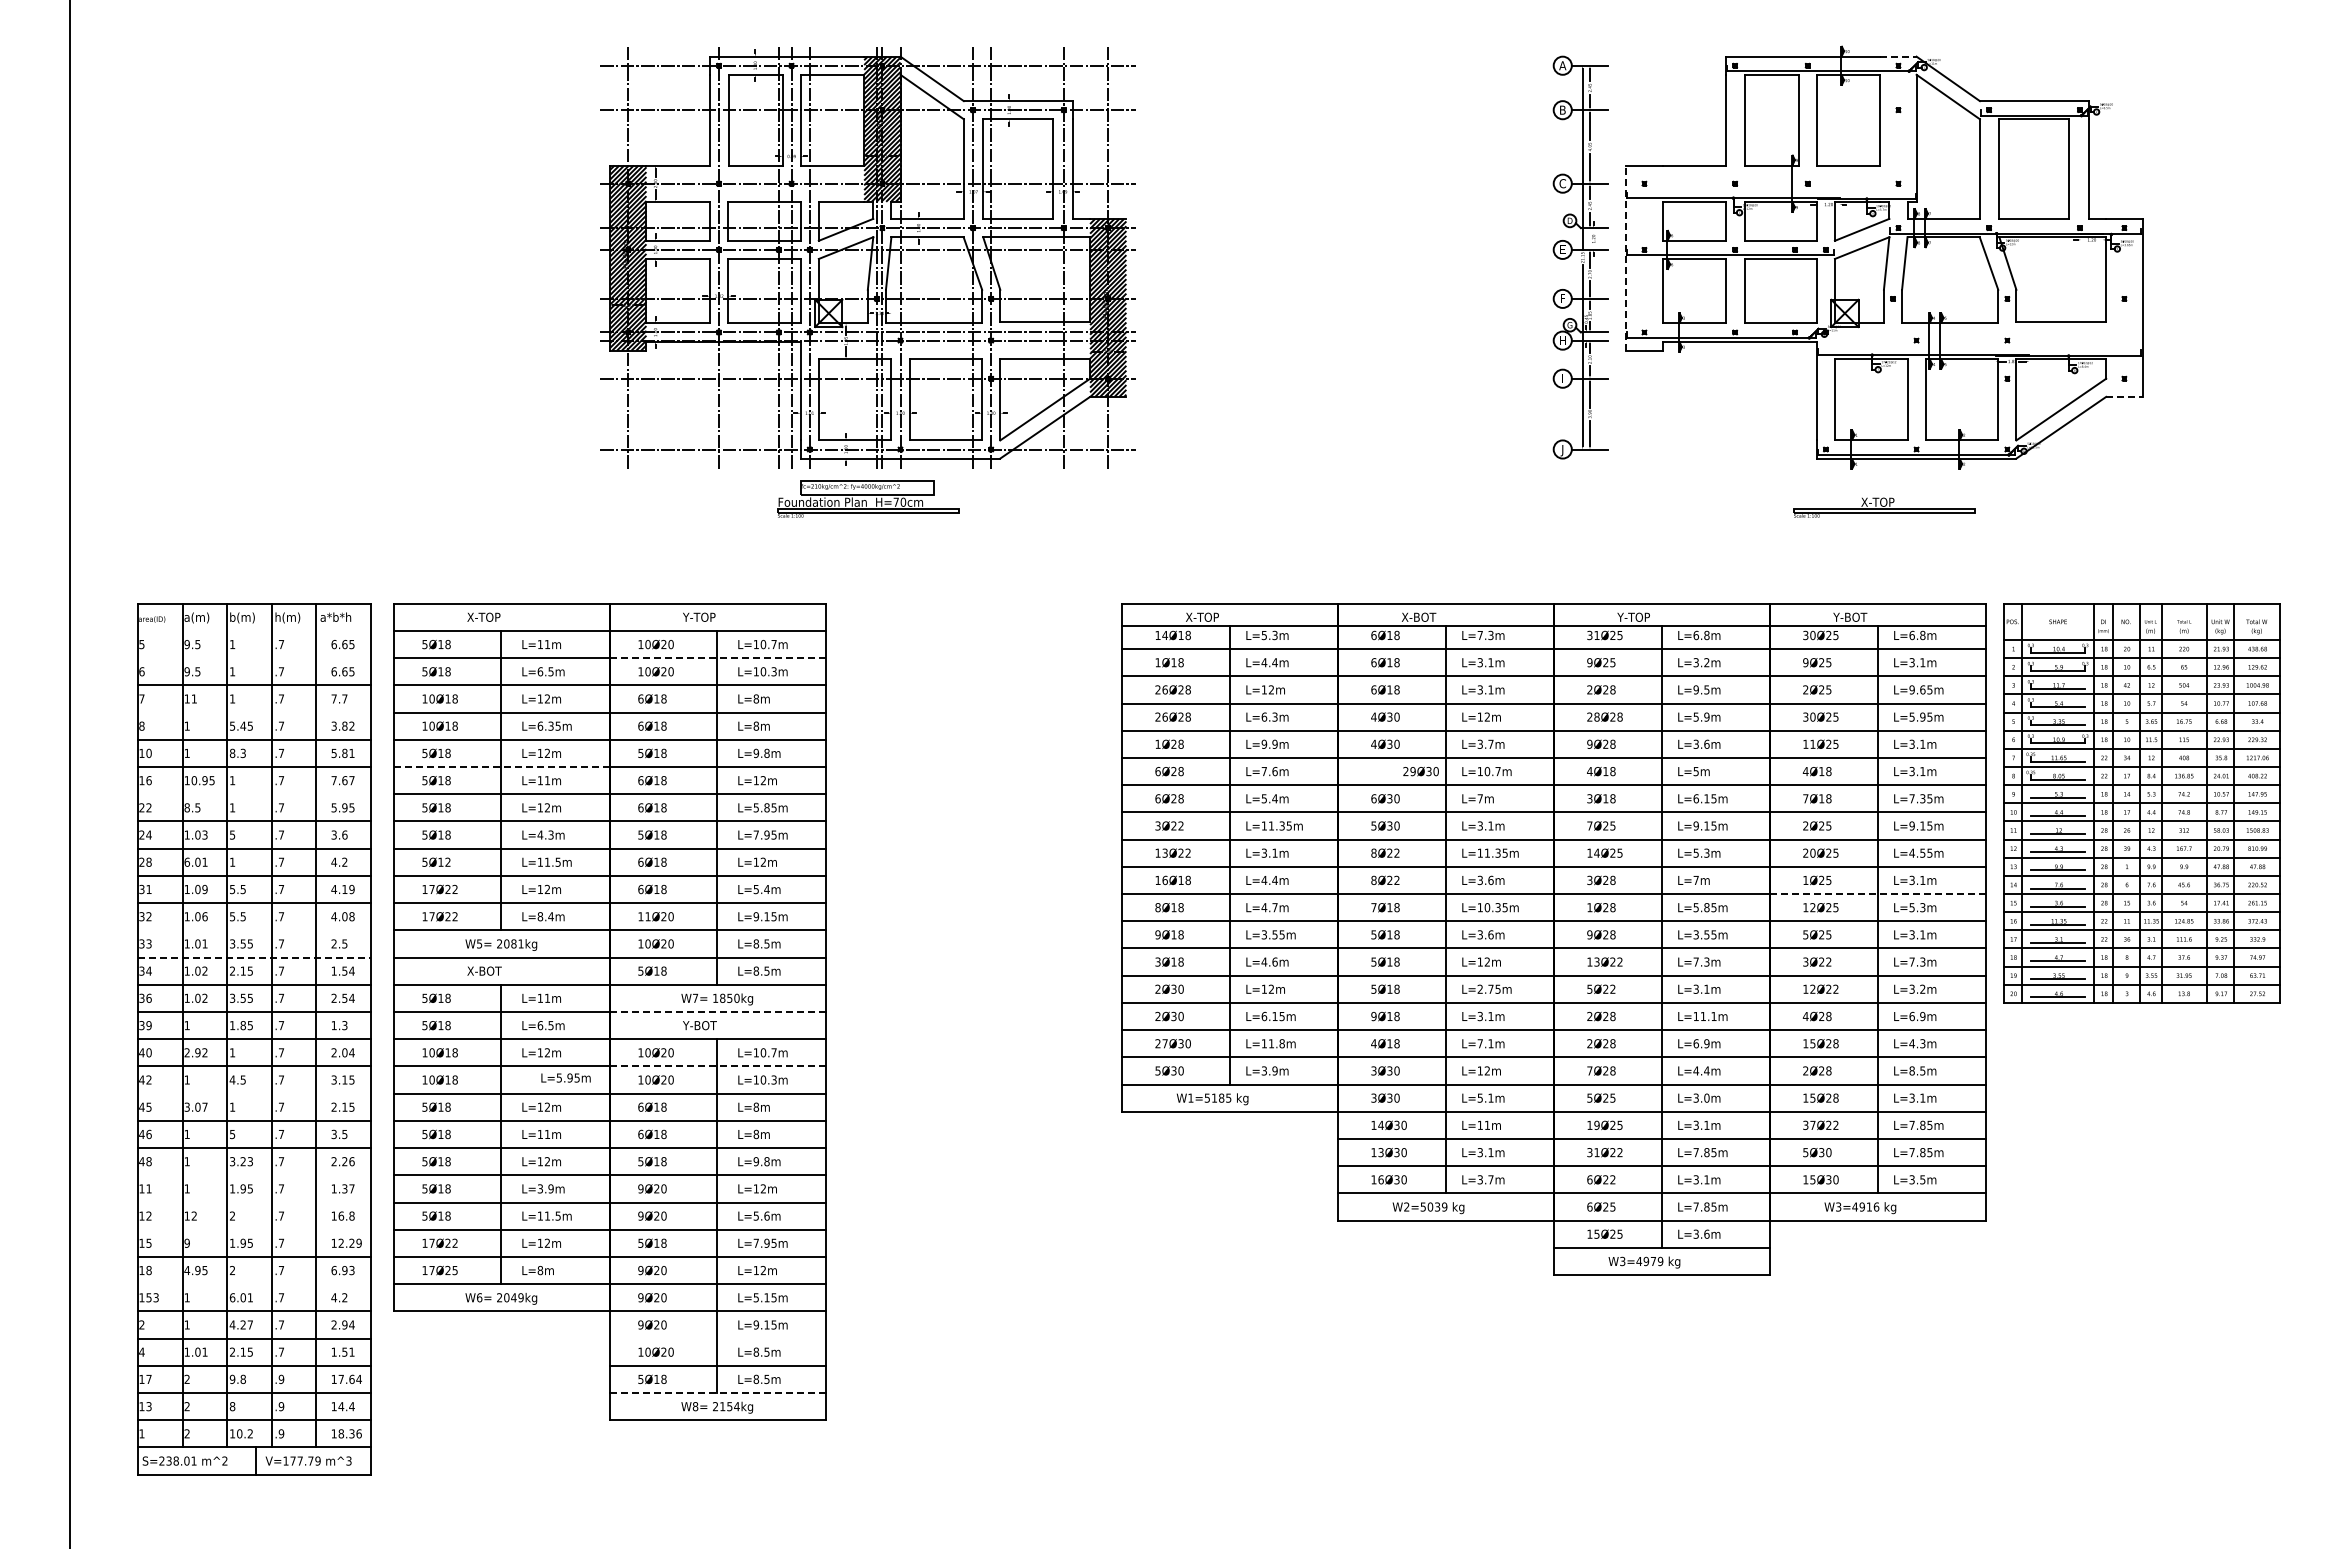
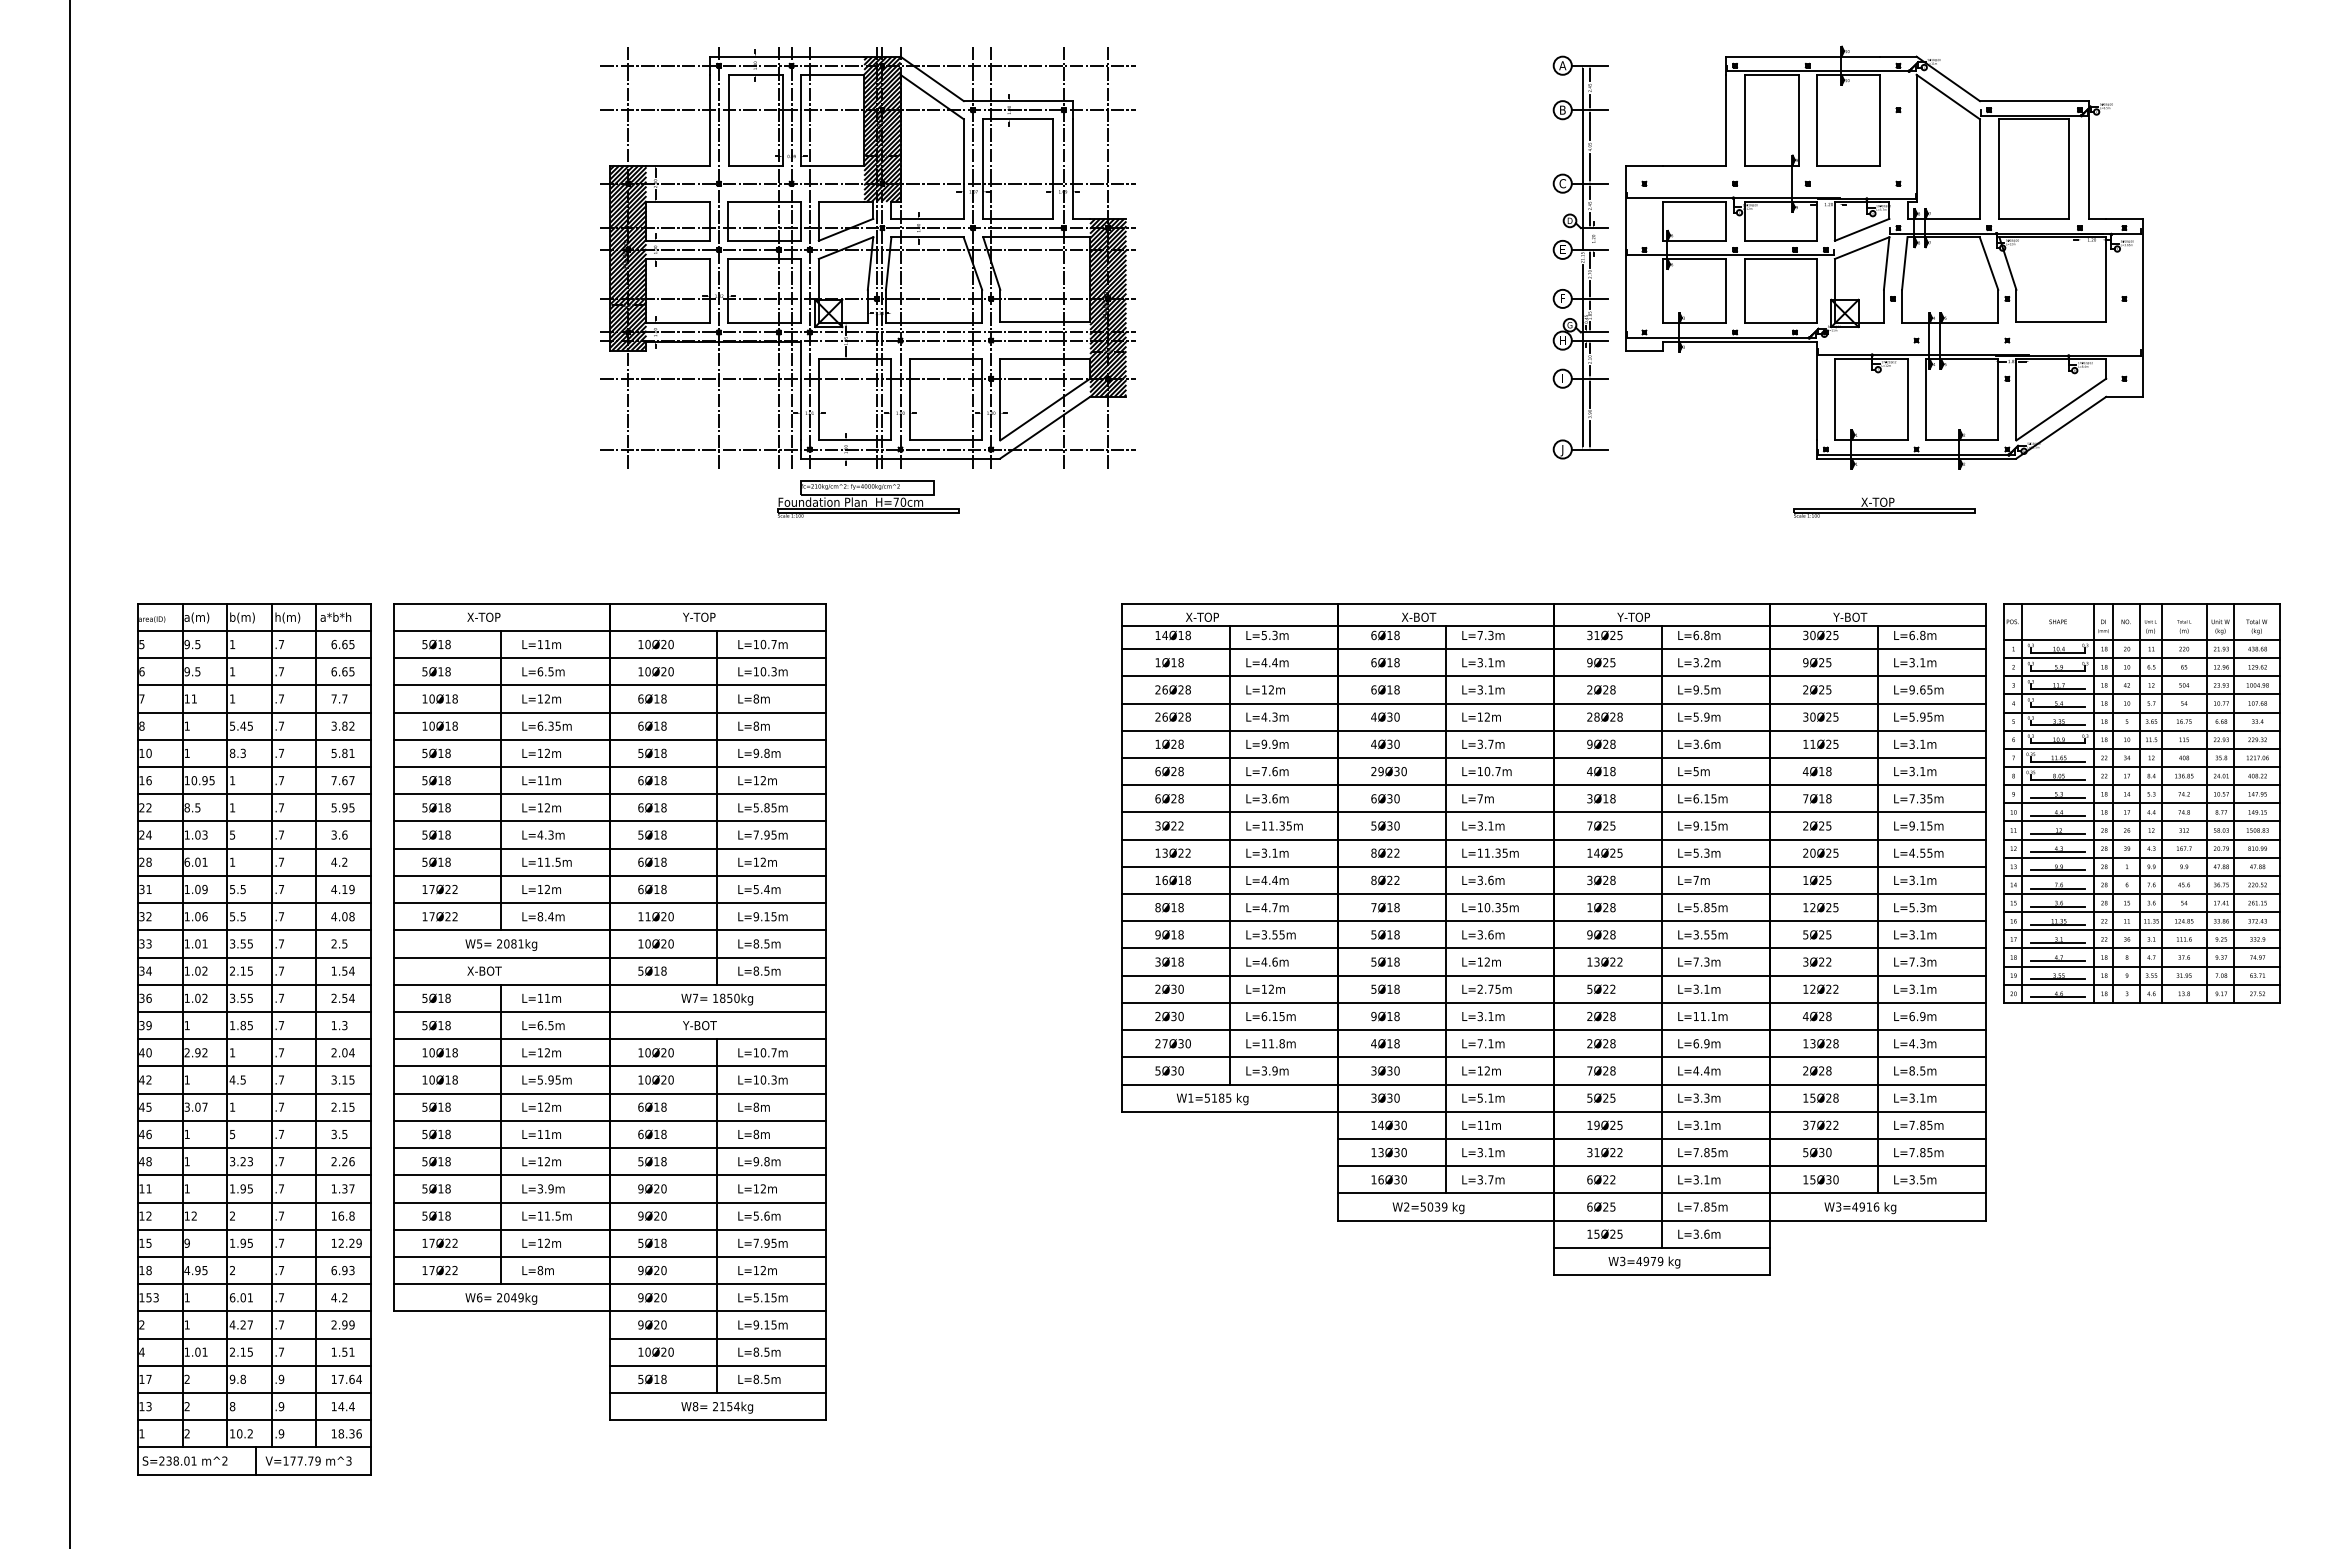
line: dashed -> solid (1898, 56)
line: dashed -> solid (1626, 258)
line: dashed -> solid (2124, 396)
line: none -> present (254, 630)
line: none -> present (254, 658)
line: dashed -> solid (718, 658)
line: none -> present (254, 712)
text: L=6.3m -> L=4.3m (1263, 716)
line: dashed -> solid (502, 767)
text position: (1420, 771) -> (1388, 771) (1388, 771)
line: none -> present (254, 794)
text: L=5.4m -> L=3.6m (1269, 798)
text: 5Ø12 -> 5Ø18 (447, 861)
line: dashed -> solid (1877, 894)
line: none -> present (254, 930)
line: dashed -> solid (255, 957)
text: L=3.2m -> L=3.1m (1922, 988)
line: dashed -> solid (718, 1012)
text: 15Ø28 -> 13Ø28 (1812, 1042)
line: dashed -> solid (718, 1066)
text position: (565, 1077) -> (546, 1079) (546, 1079)
line: none -> present (254, 1093)
text: L=3.0m -> L=3.3m (1706, 1097)
line: none -> present (254, 1175)
line: none -> present (254, 1202)
line: none -> present (254, 1229)
text: 17Ø25 -> 17Ø22 (454, 1270)
line: none -> present (254, 1284)
text: 2.94 -> 2.99 (351, 1324)
line: none -> present (718, 1338)
line: dashed -> solid (718, 1393)
